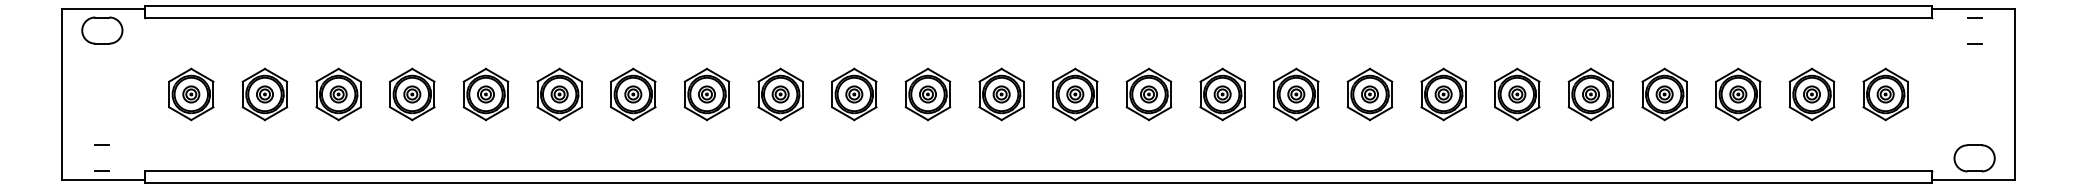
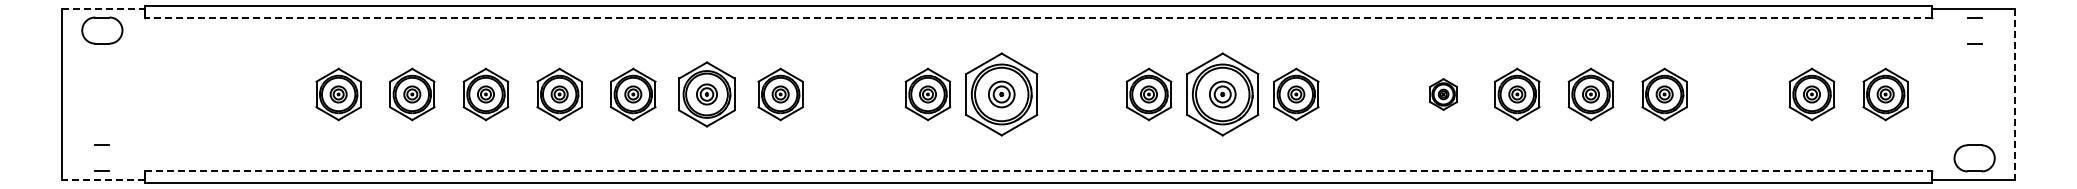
line: solid -> dashed (104, 8)
line: solid -> dashed (1038, 17)
part: present -> none (191, 94)
part: present -> none (264, 94)
part size: 48x55 px -> 58x67 px (706, 94)
part: present -> none (854, 94)
part size: 47x55 px -> 74x85 px (1001, 94)
part: present -> none (1075, 94)
part size: 47x55 px -> 74x85 px (1222, 94)
part: present -> none (1369, 94)
part size: 47x55 px -> 29x33 px (1443, 94)
part: present -> none (1738, 94)
line: solid -> dashed (2014, 94)
line: solid -> dashed (1038, 171)
line: solid -> dashed (103, 180)
